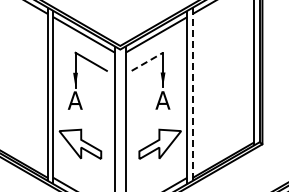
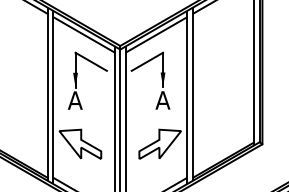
line: dashed -> solid (147, 61)
line: dashed -> solid (192, 94)
line: none -> present (120, 116)
